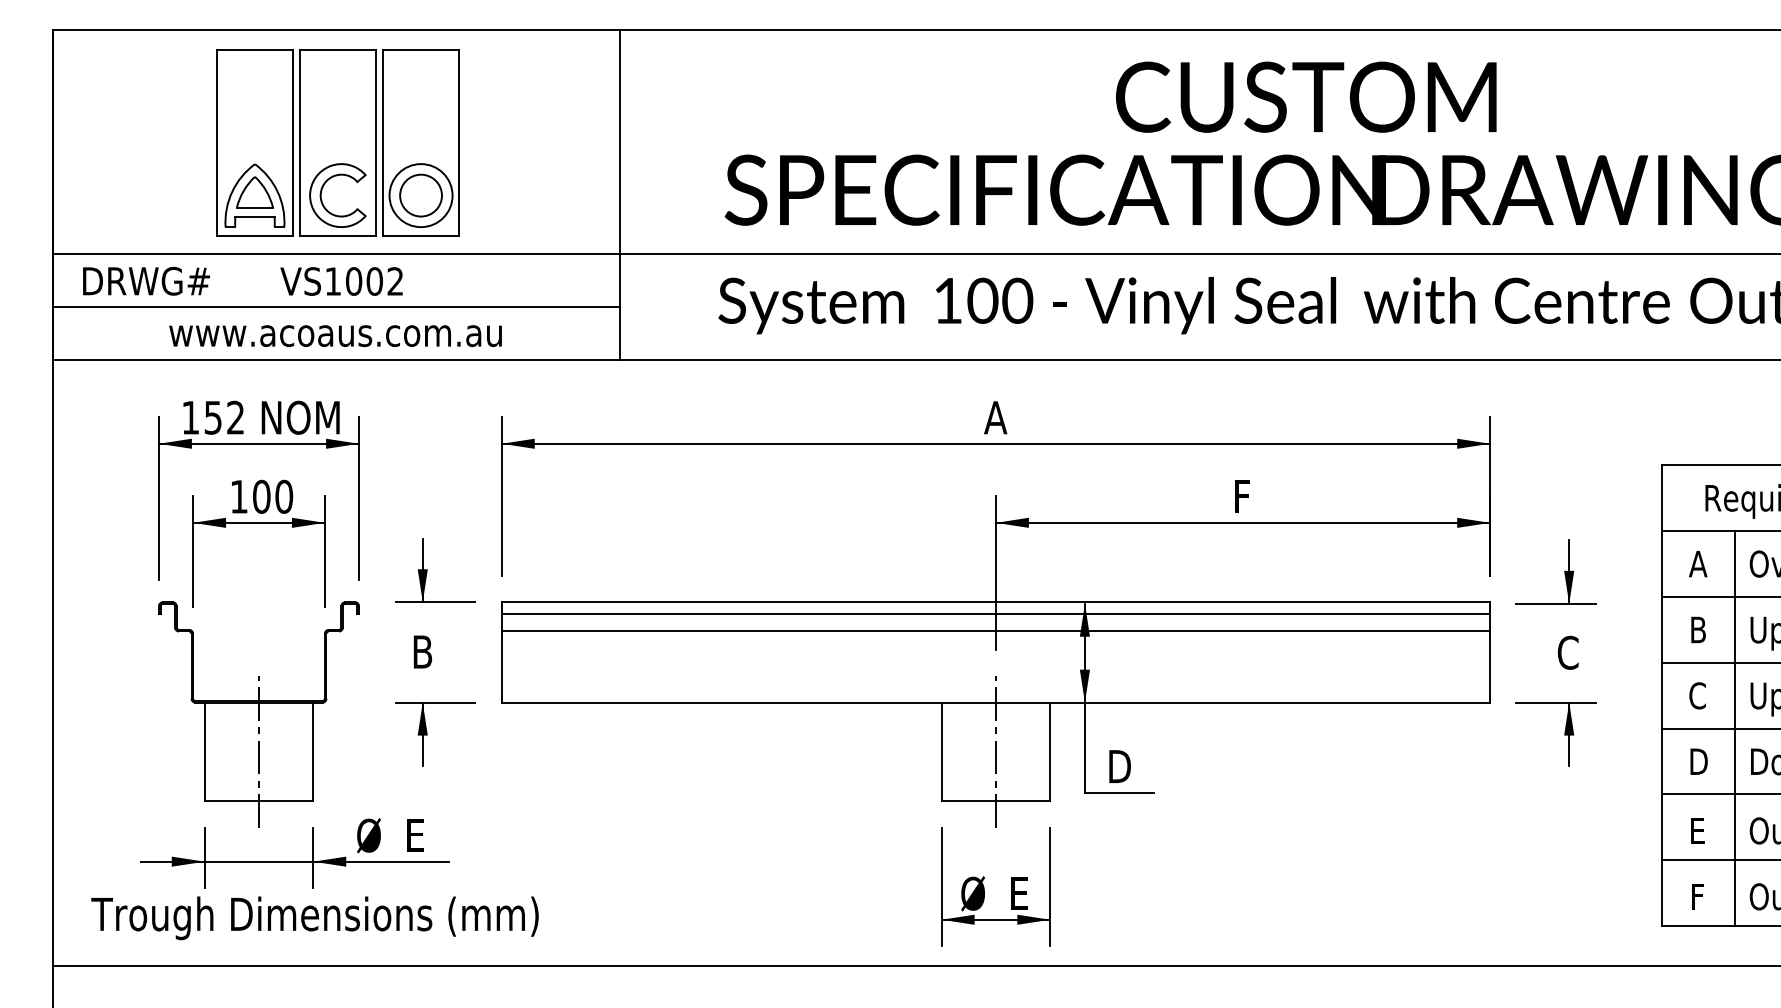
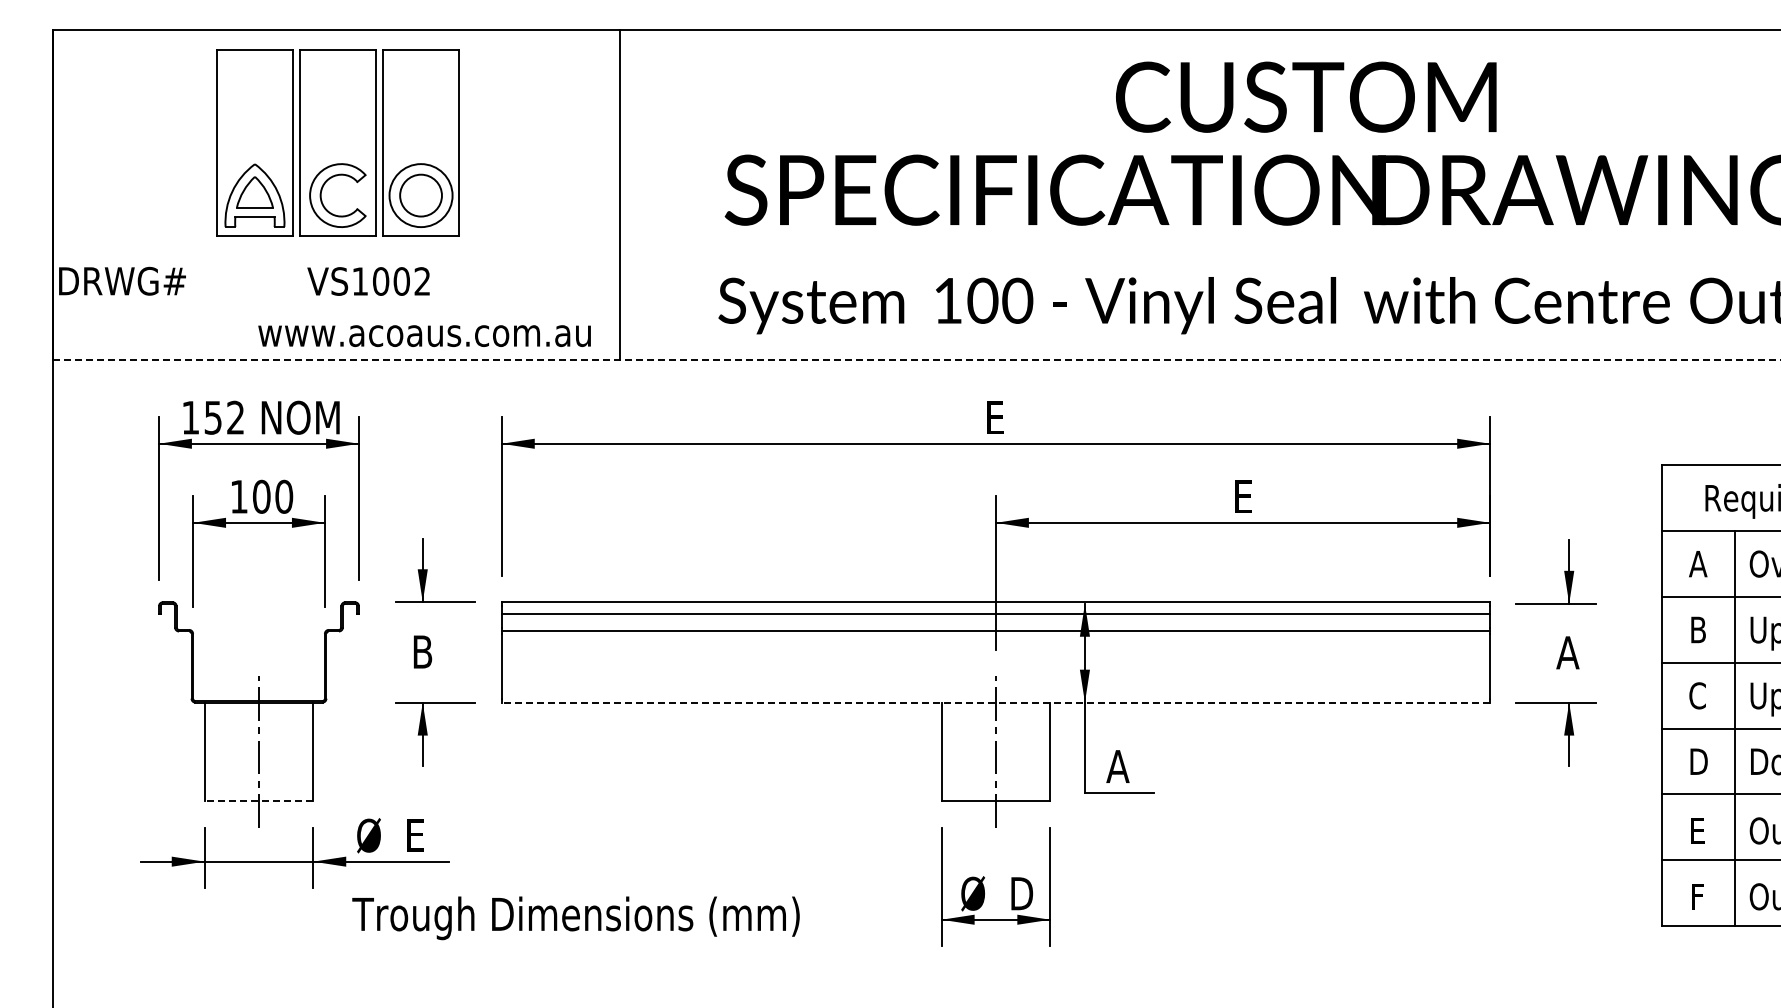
line: present -> none (915, 254)
text position: (146, 280) -> (122, 280) (122, 280)
text position: (341, 281) -> (368, 281) (368, 281)
line: present -> none (336, 306)
text position: (335, 335) -> (424, 335) (424, 335)
line: solid -> dashed (916, 359)
text: A -> E (995, 417)
text: F -> E (1245, 496)
text: C -> A (1567, 652)
line: solid -> dashed (995, 702)
text: D -> A (1118, 766)
line: solid -> dashed (258, 801)
text: E -> D (1022, 893)
text position: (314, 918) -> (575, 918) (575, 918)
line: present -> none (915, 965)
